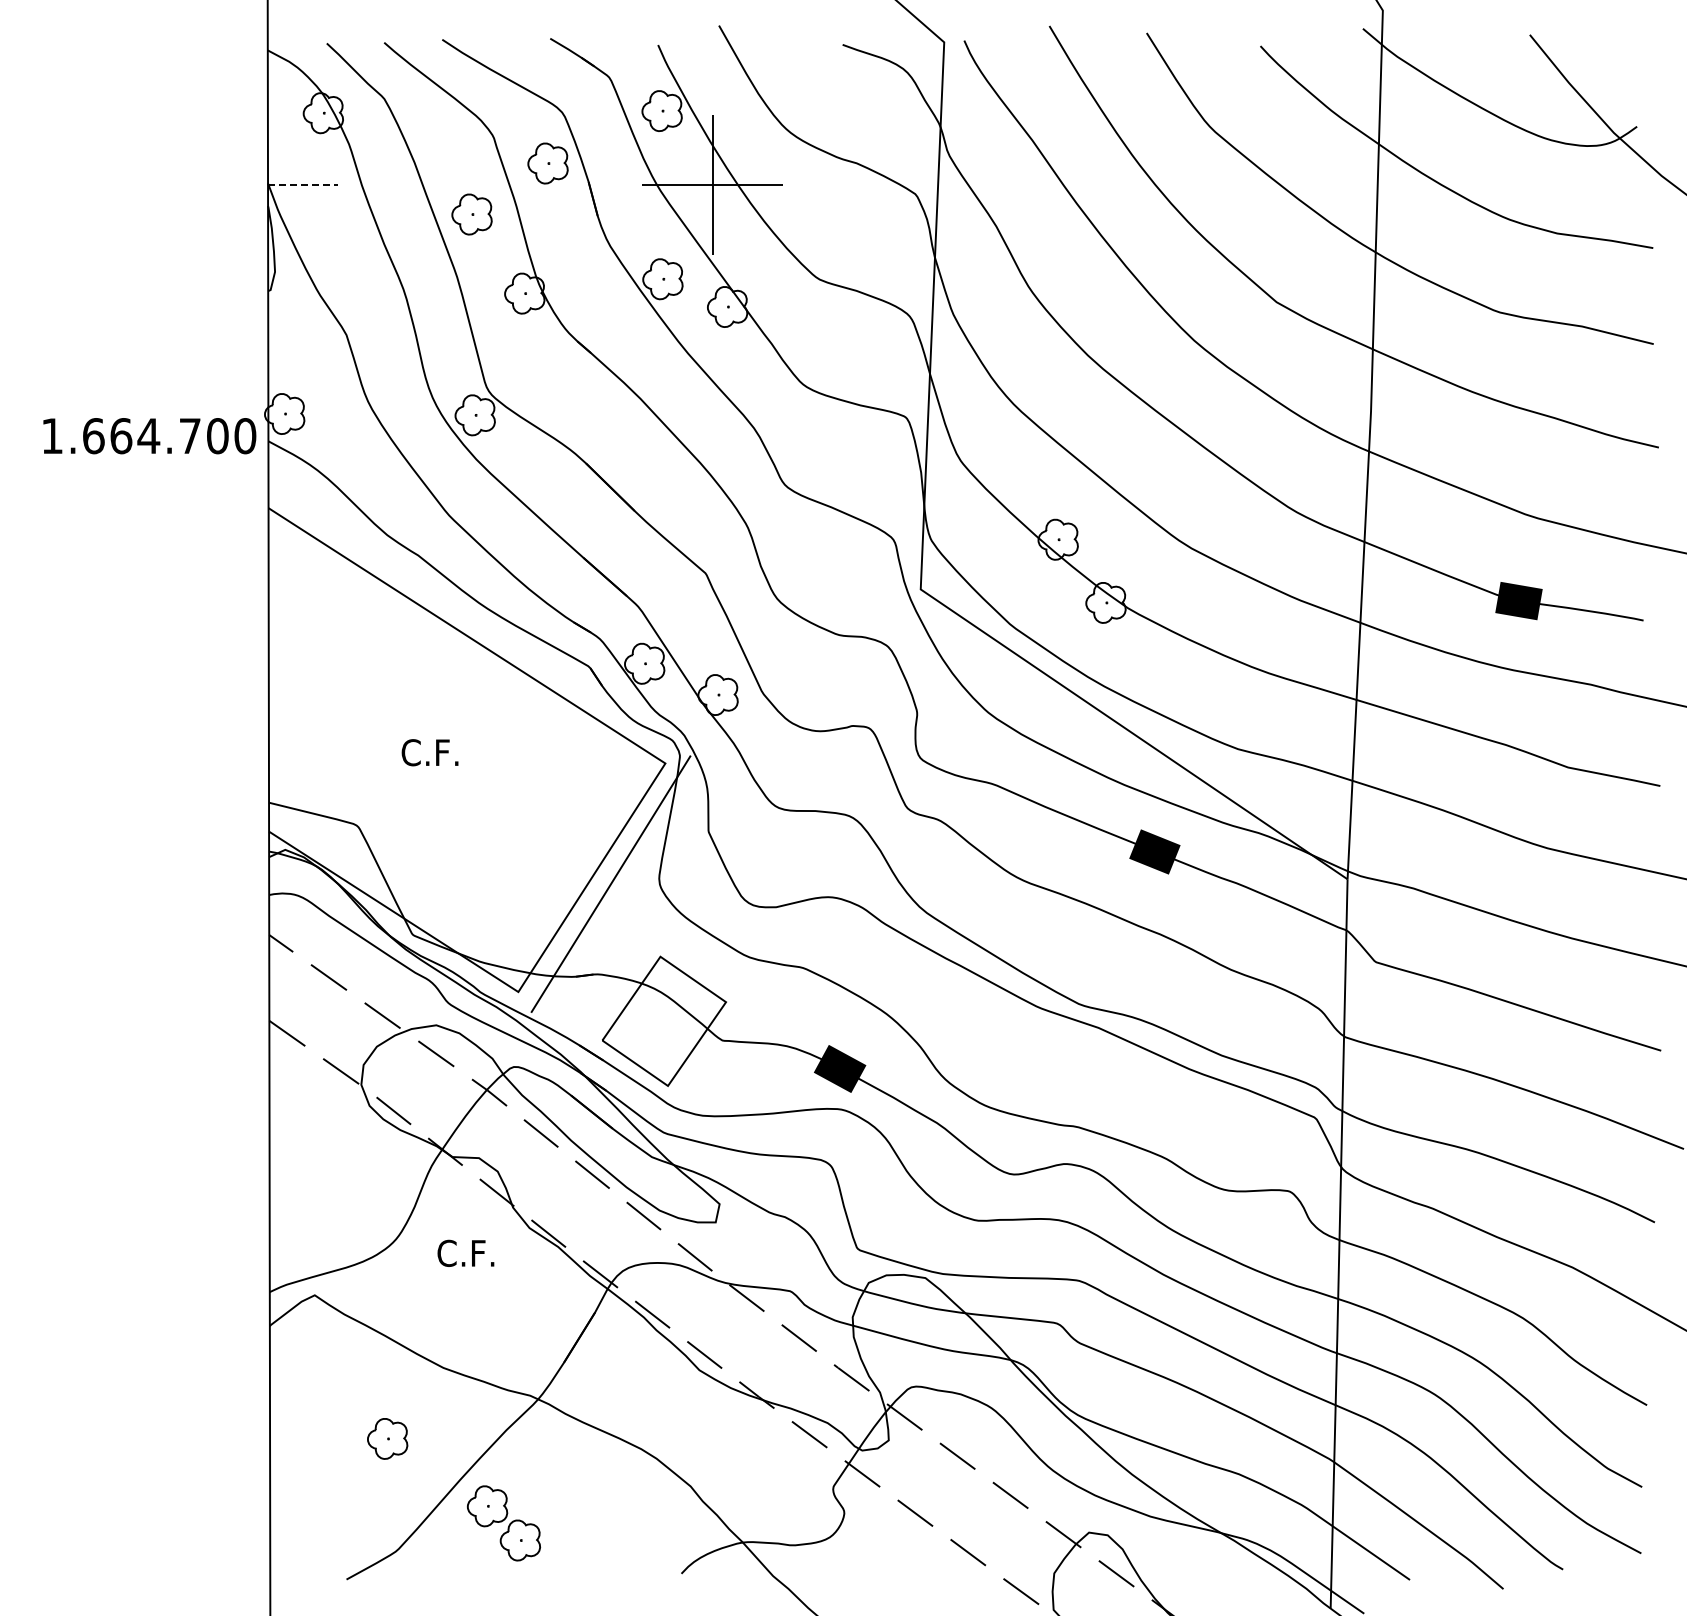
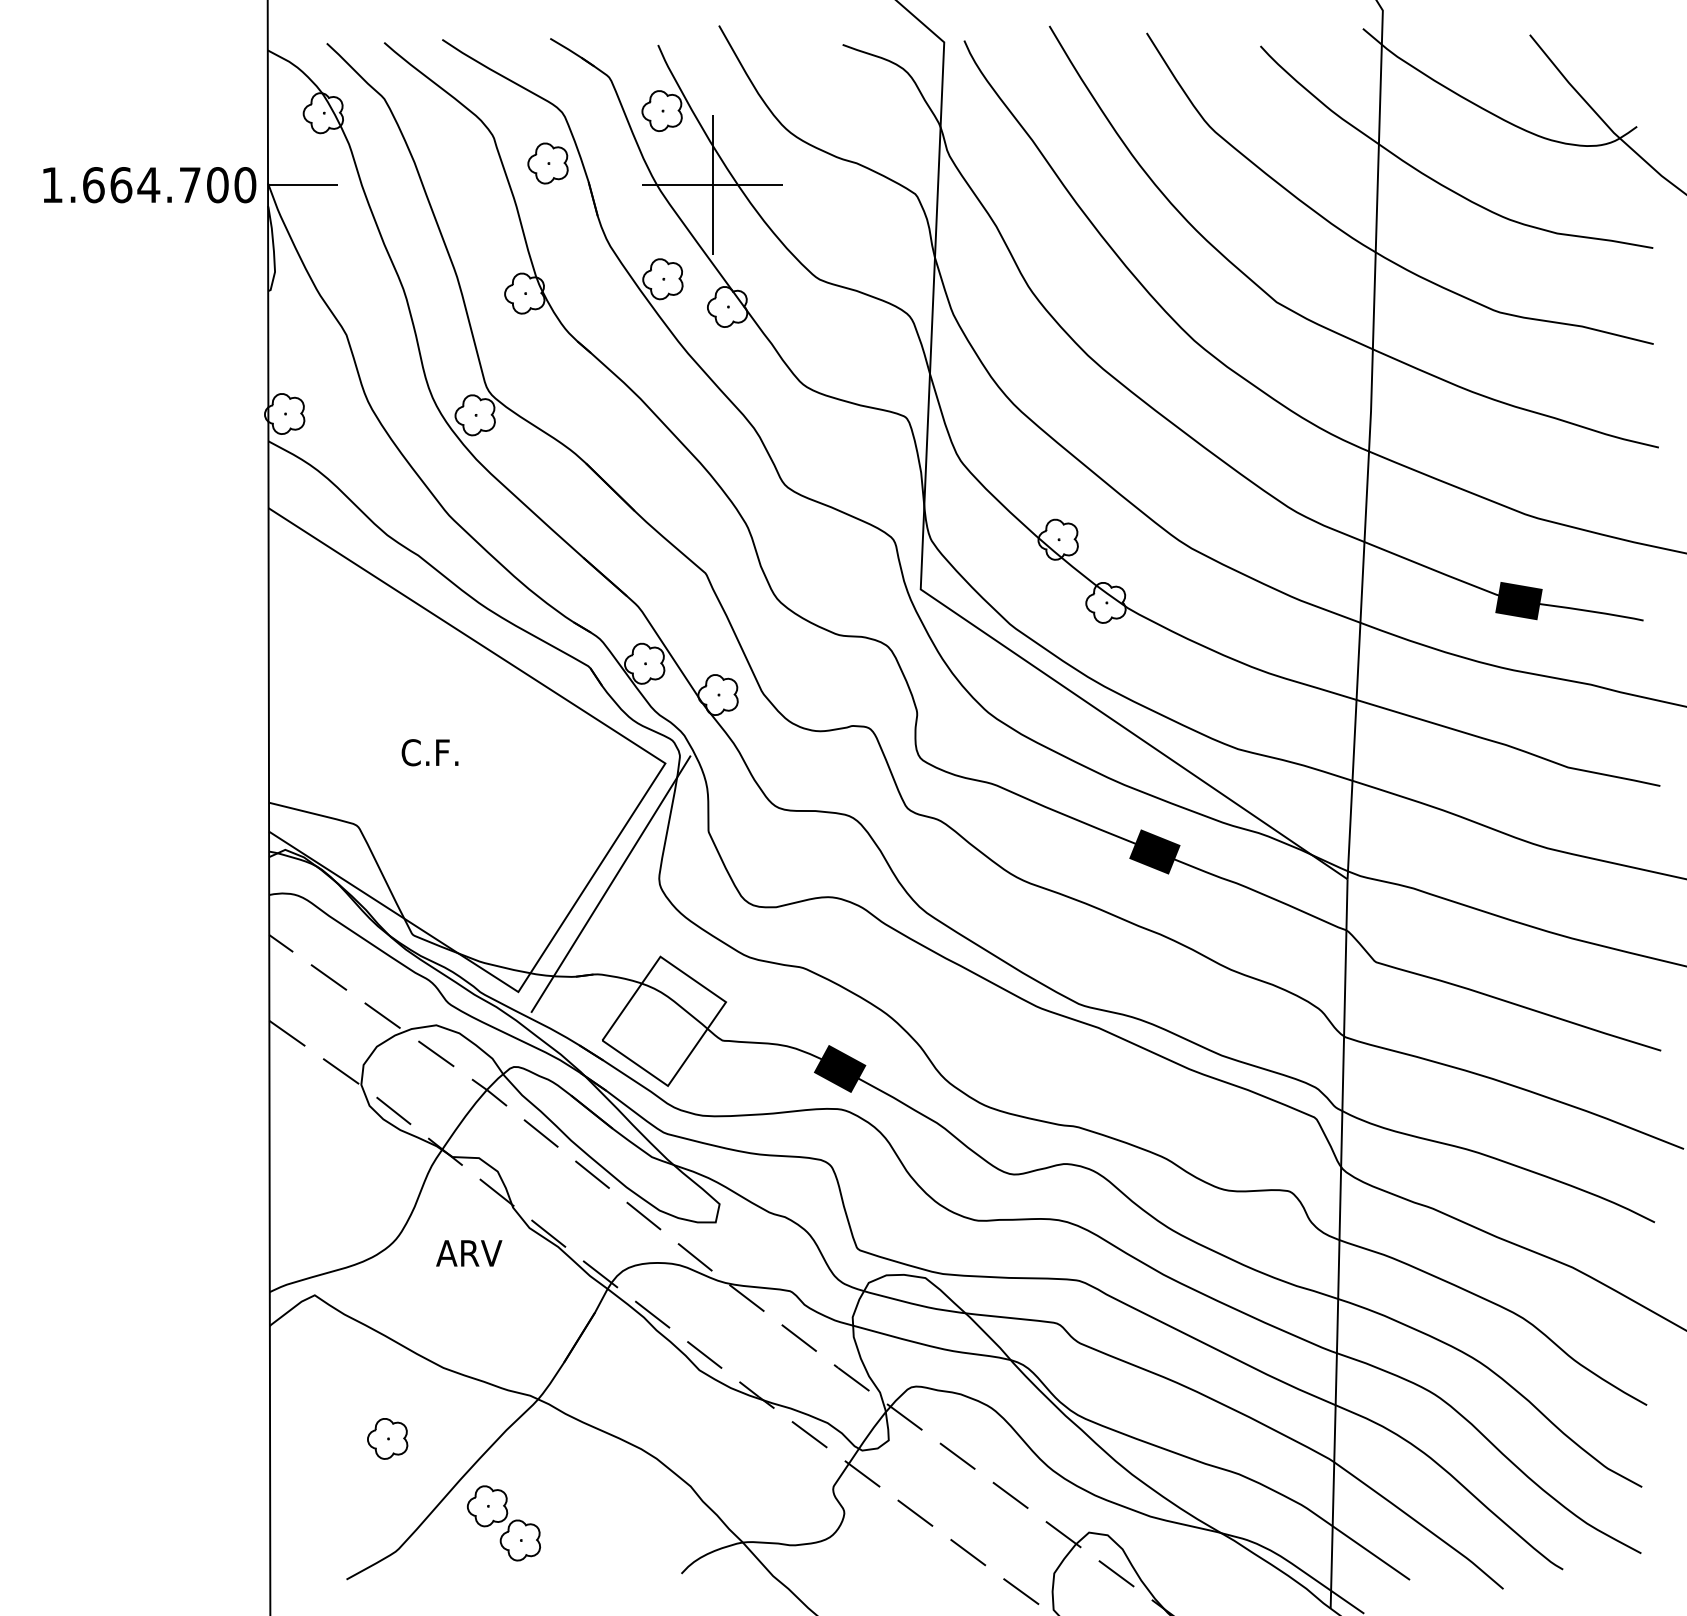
line: dashed -> solid (303, 185)
part: present -> none (471, 214)
text position: (149, 436) -> (149, 185) (149, 185)
text: C.F. -> ARV (469, 1252)
